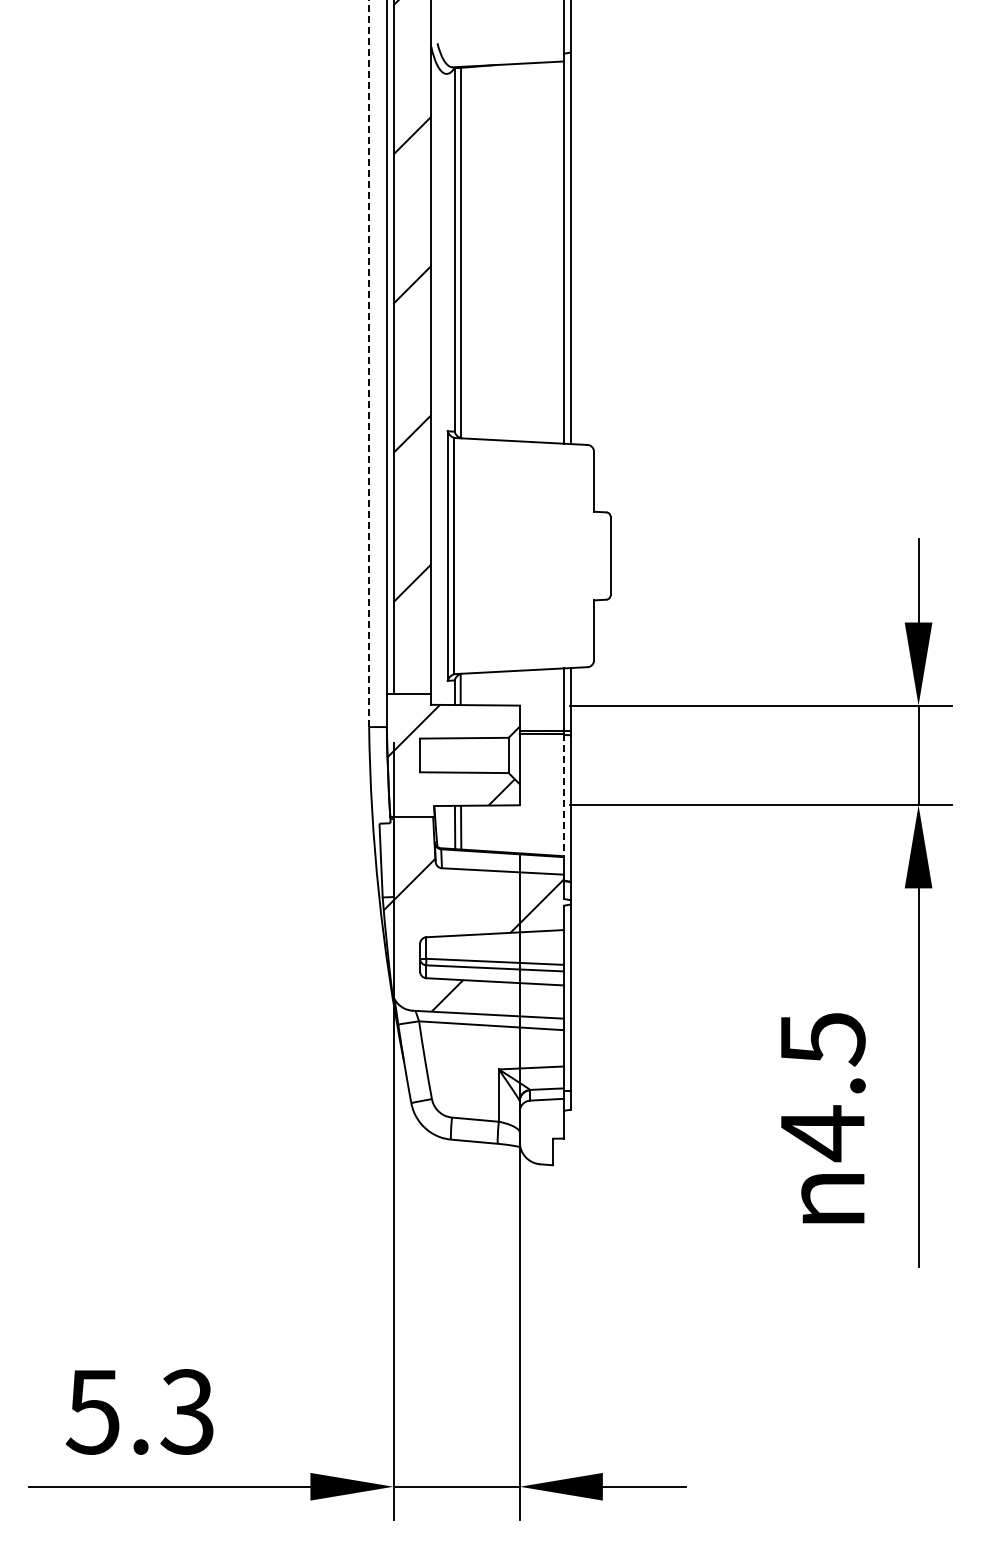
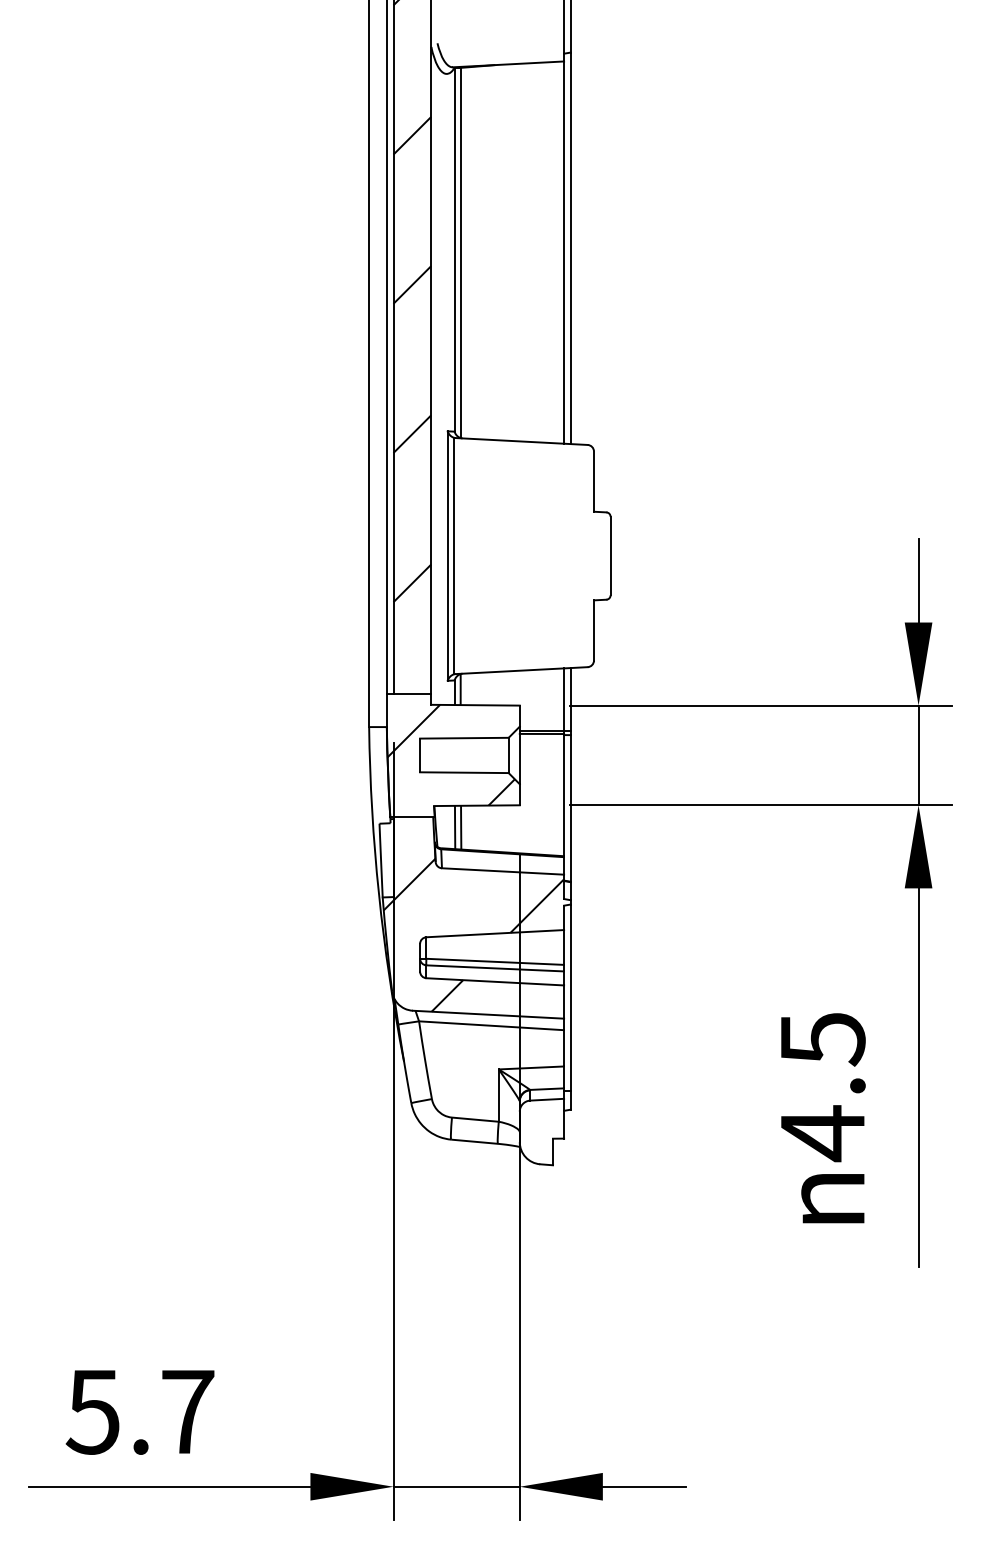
line: dashed -> solid (369, 363)
line: dashed -> solid (564, 795)
text: 5.3 -> 5.7 (187, 1411)
